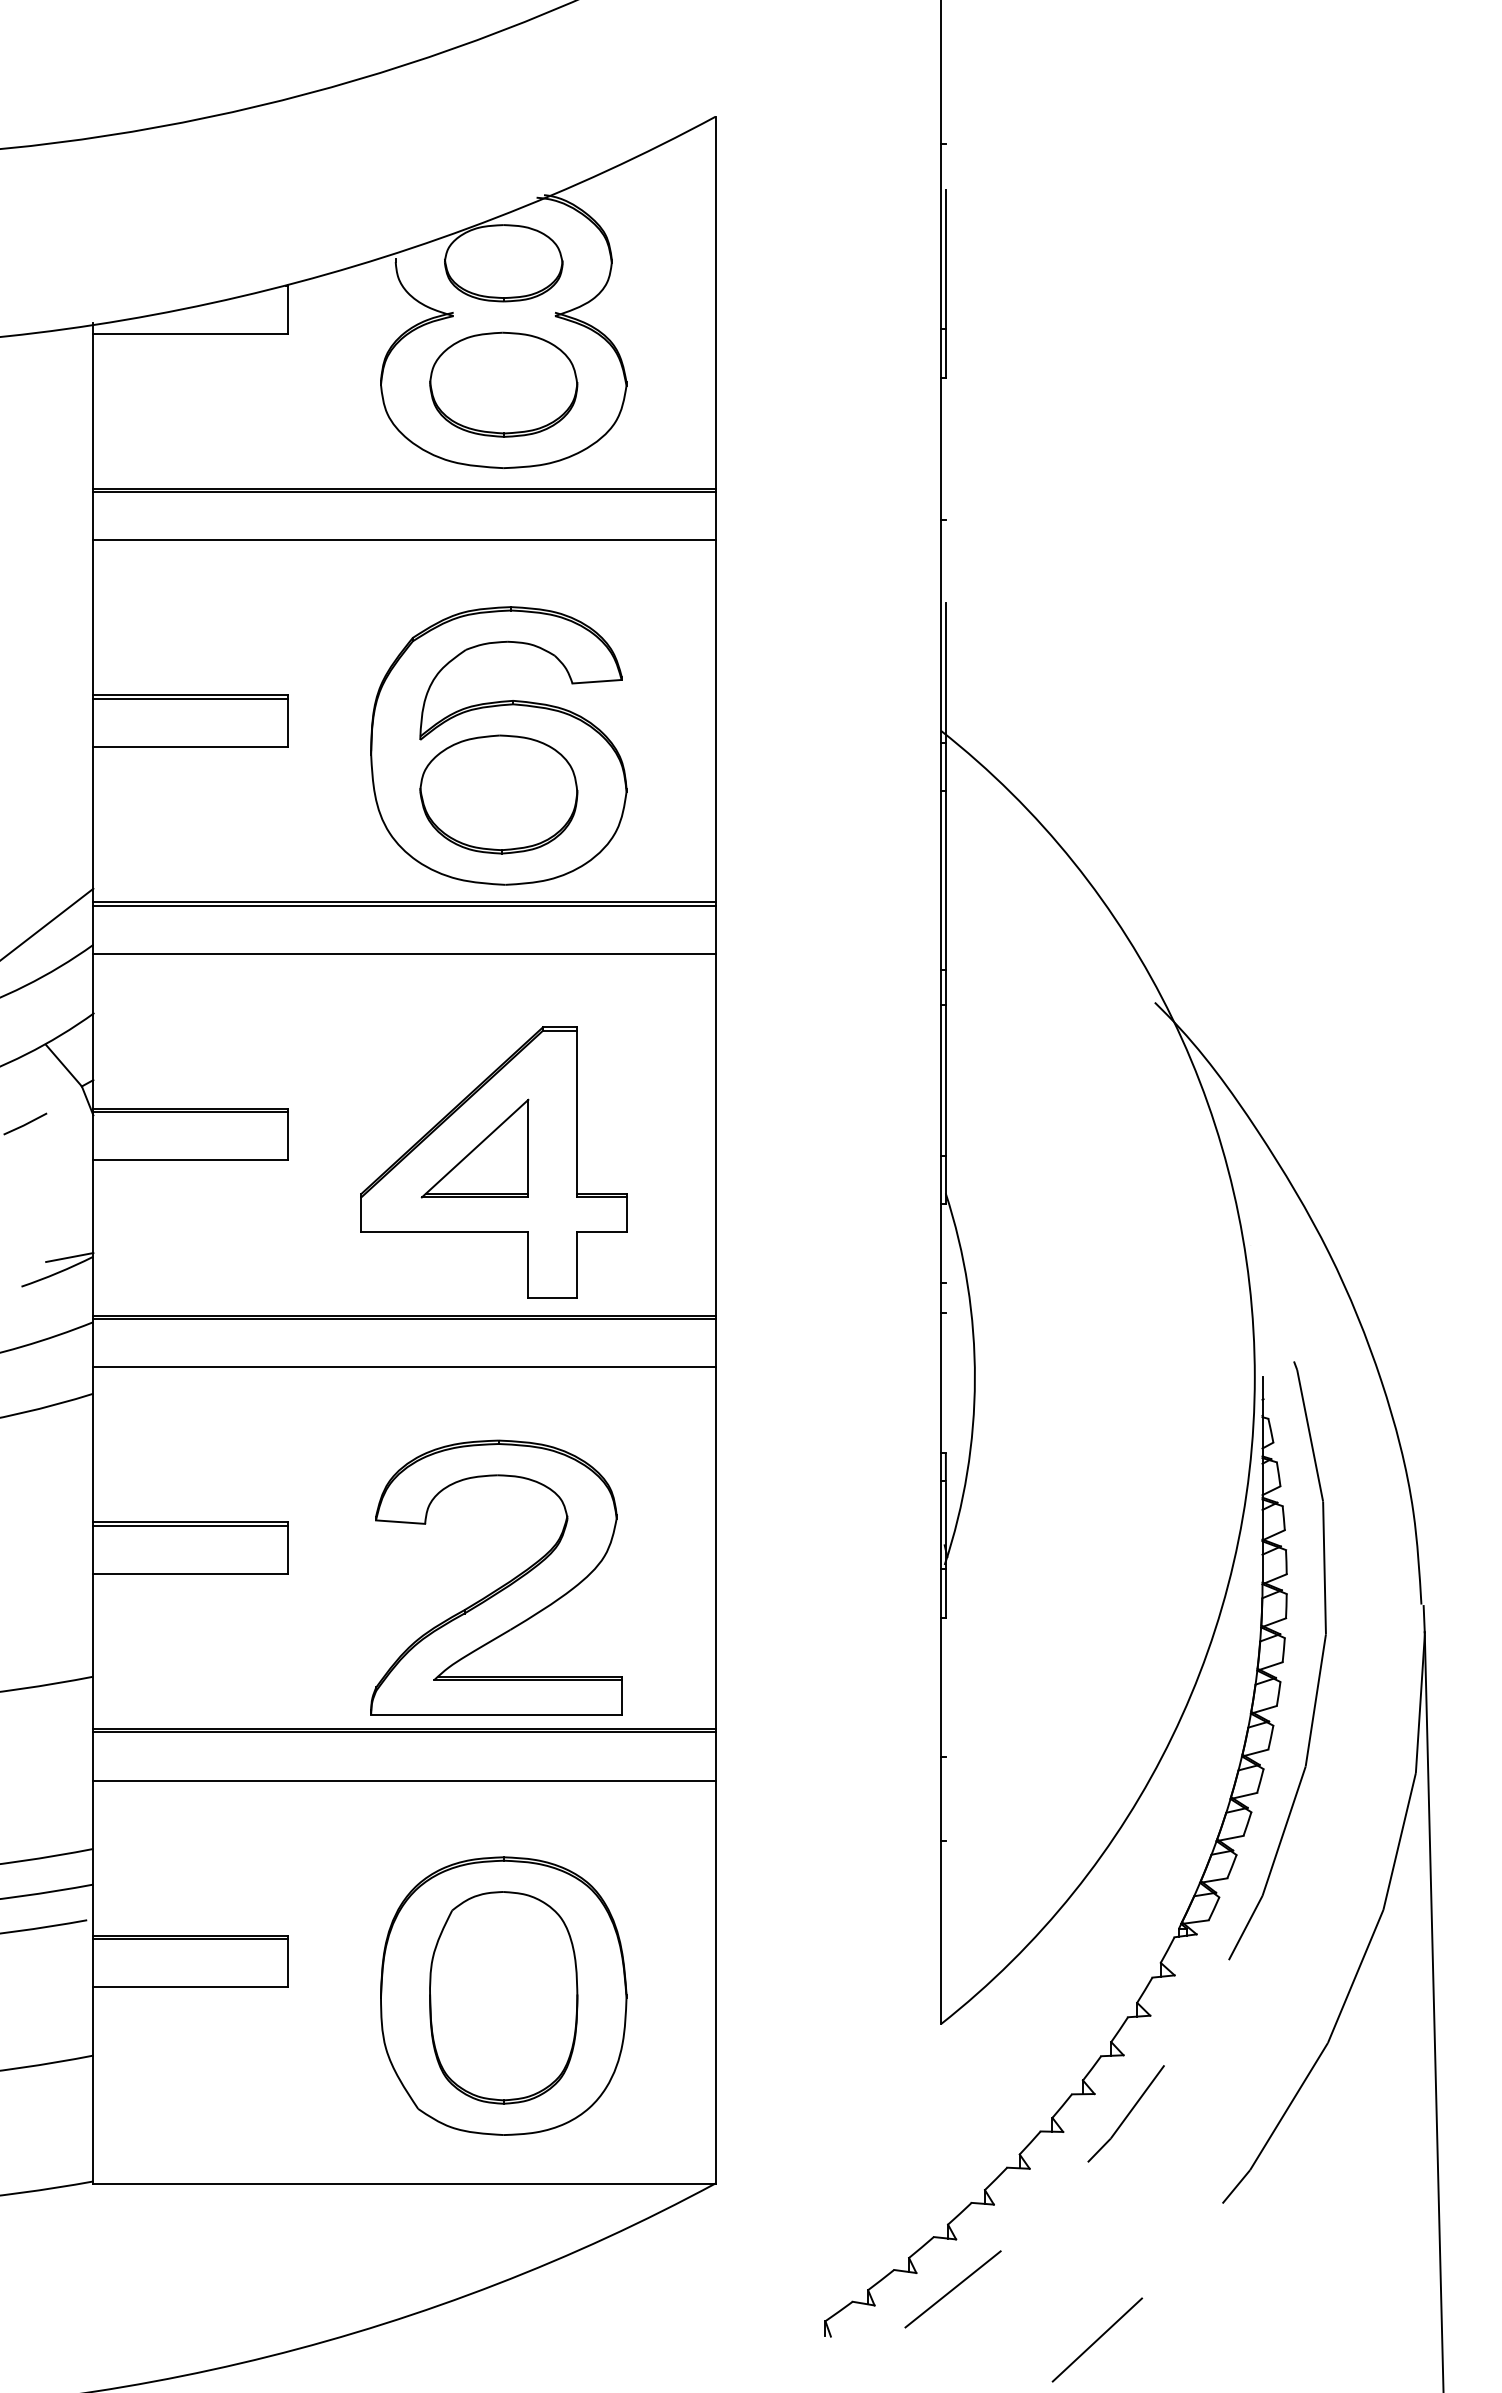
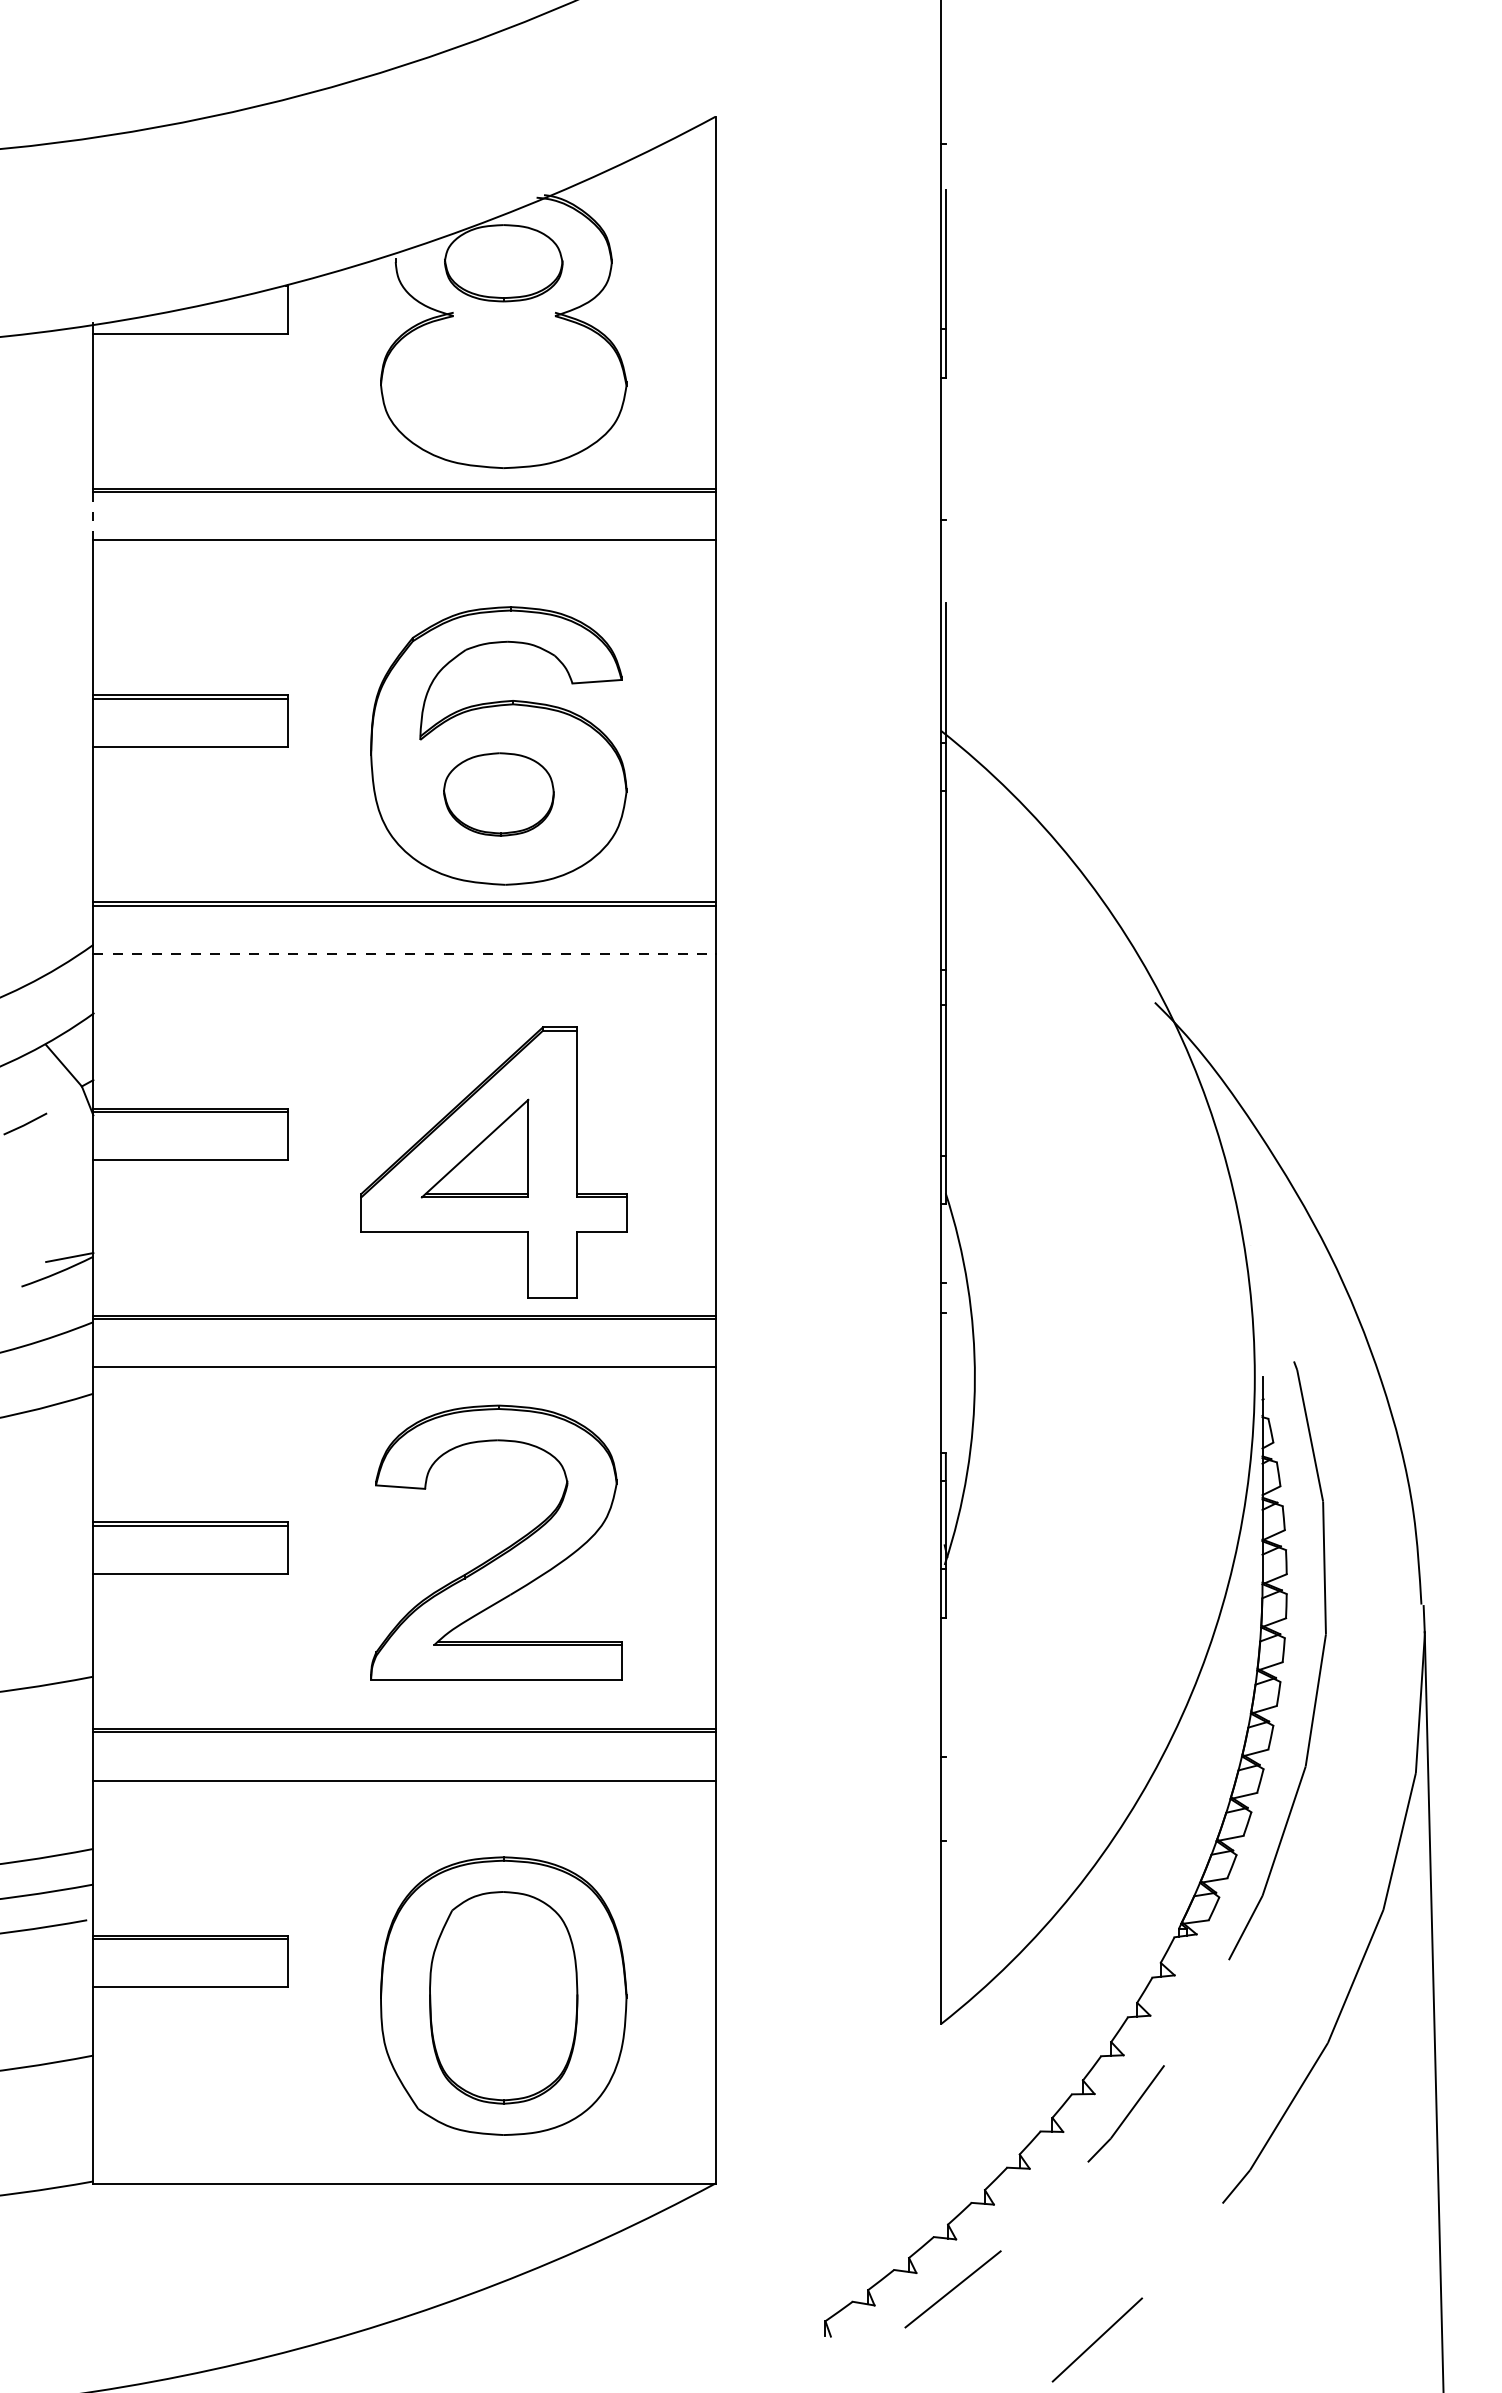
part: present -> none (503, 384)
line: solid -> dashed (93, 516)
part size: 160x121 px -> 112x85 px (498, 794)
line: present -> none (47, 923)
line: solid -> dashed (404, 953)
part position: (500, 1586) -> (500, 1551) (500, 1551)
